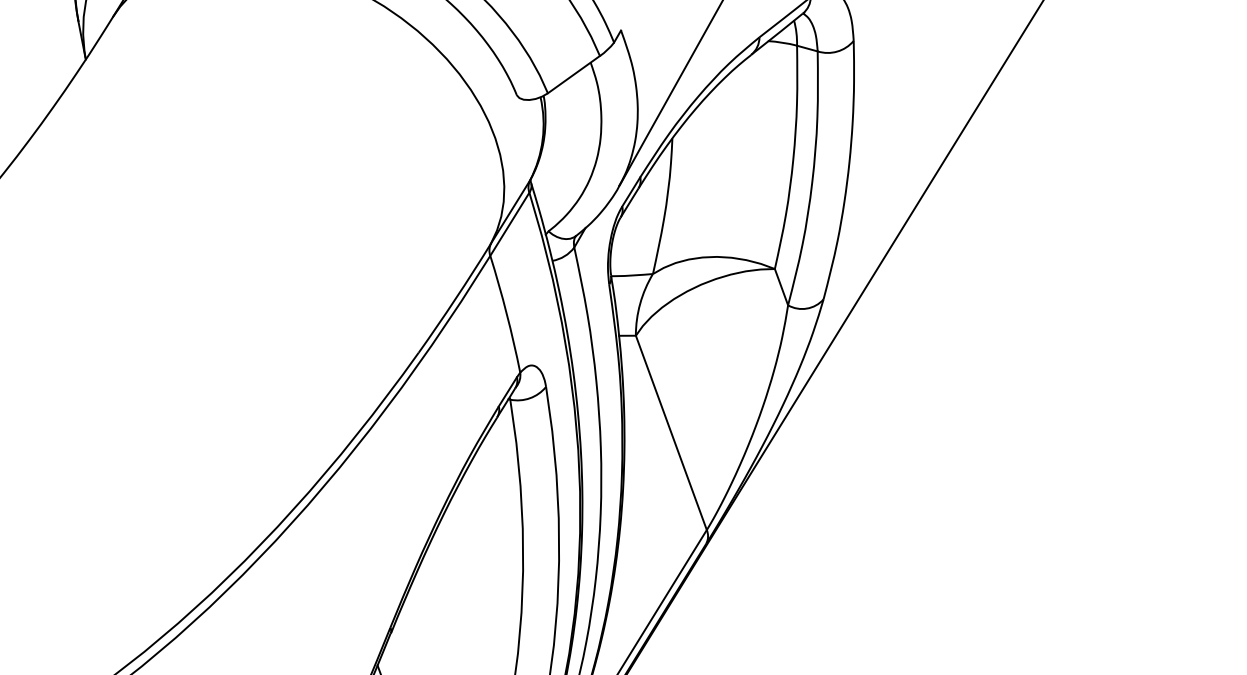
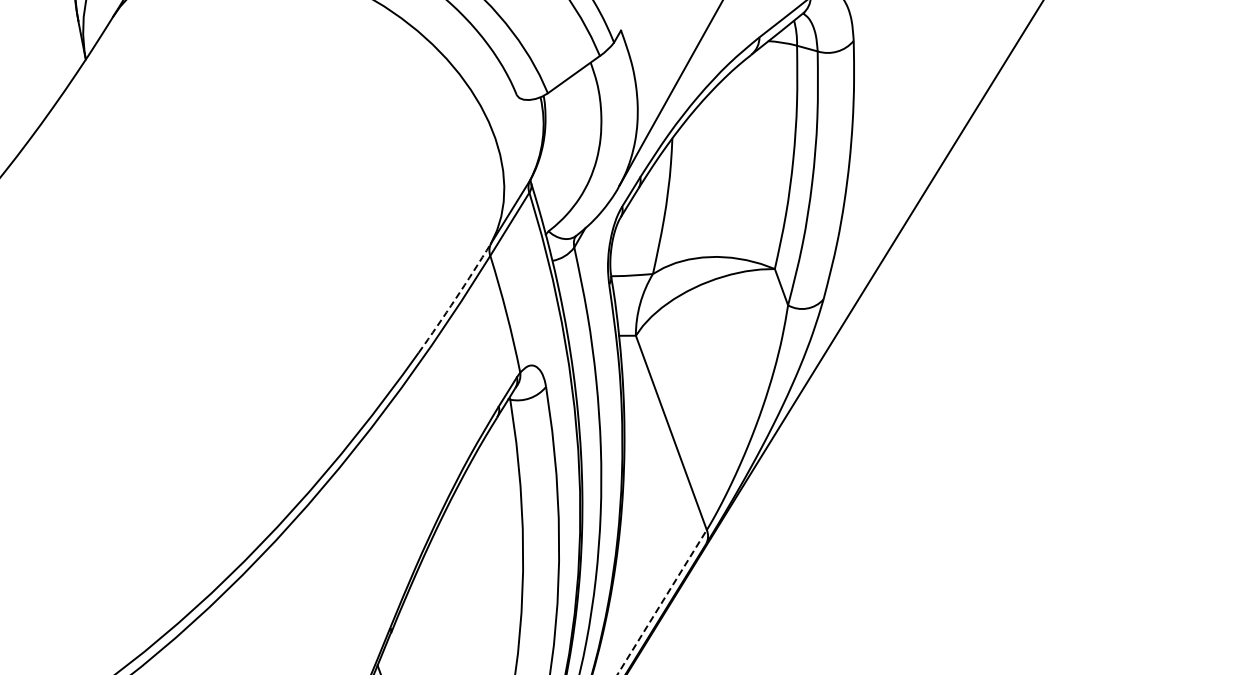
arc: solid -> dashed (455, 298)
line: solid -> dashed (662, 602)
